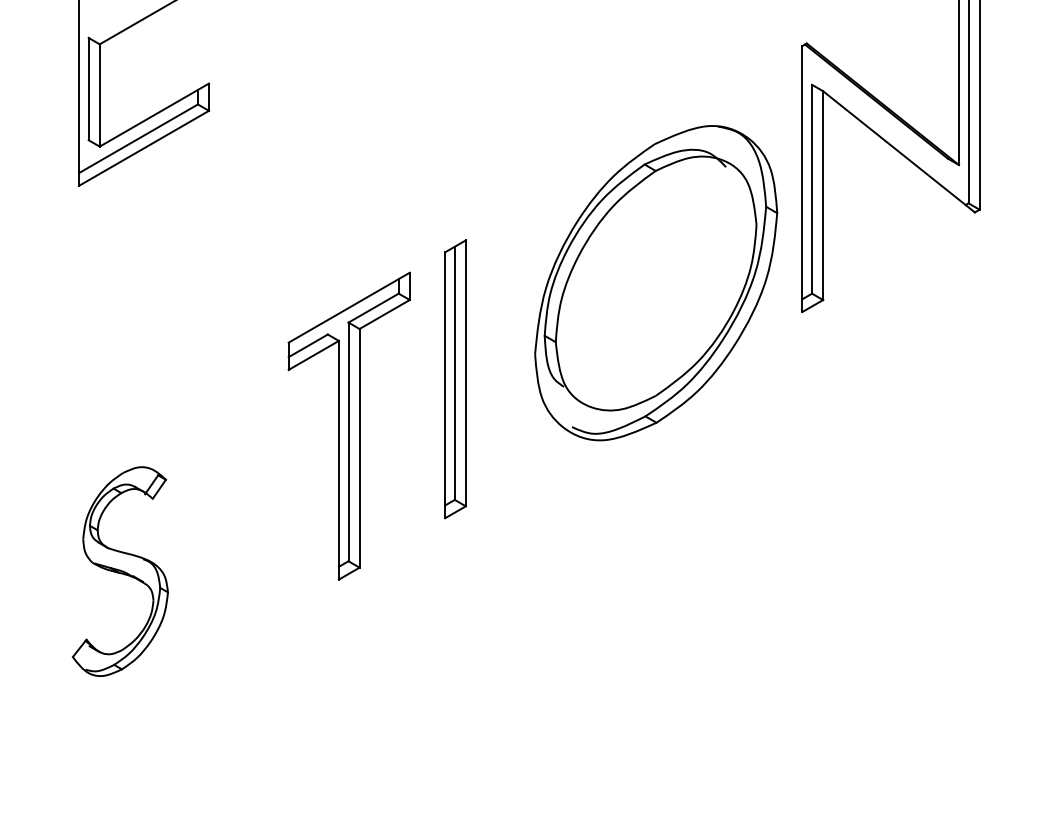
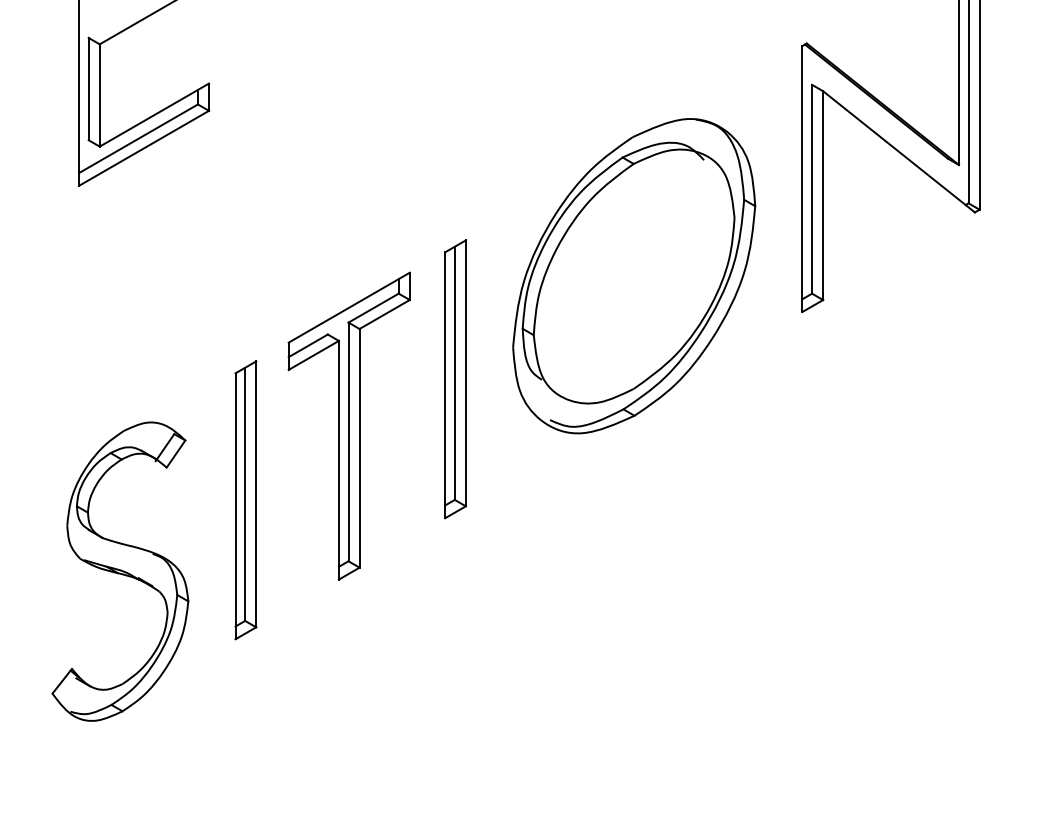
part position: (656, 283) -> (634, 276) (634, 276)
part: none -> present (245, 500)
part size: 98x211 px -> 139x301 px (120, 571)
